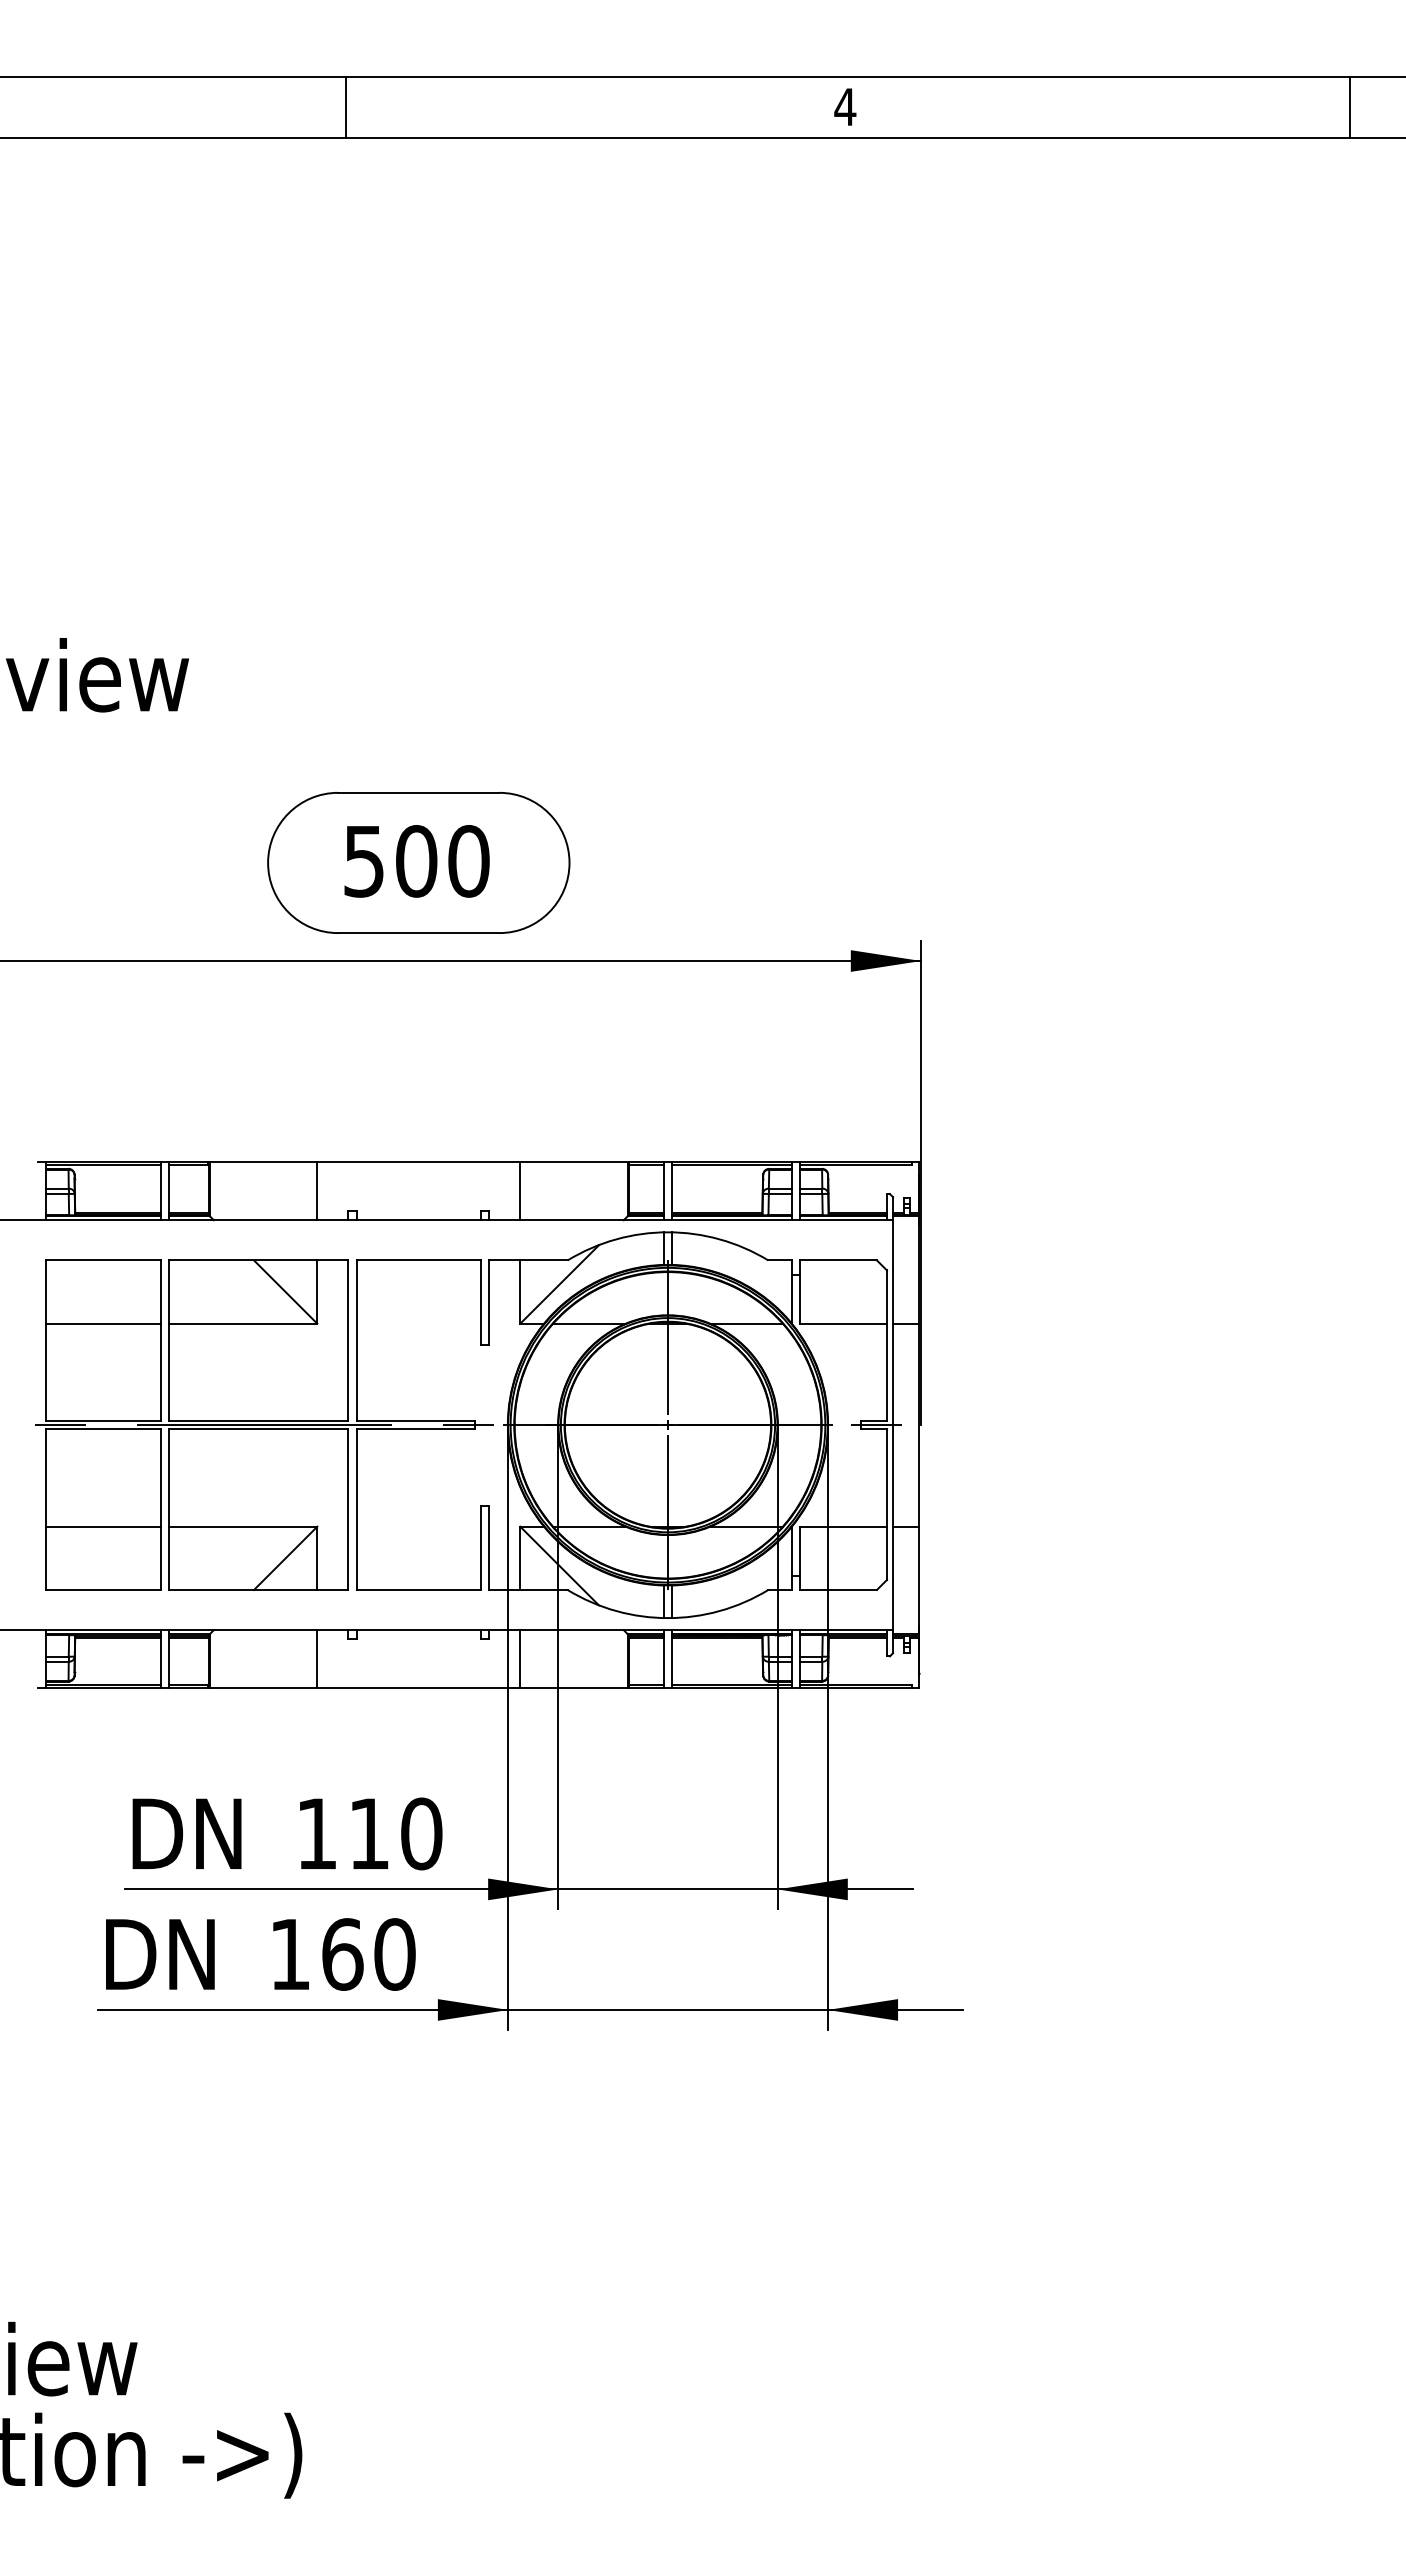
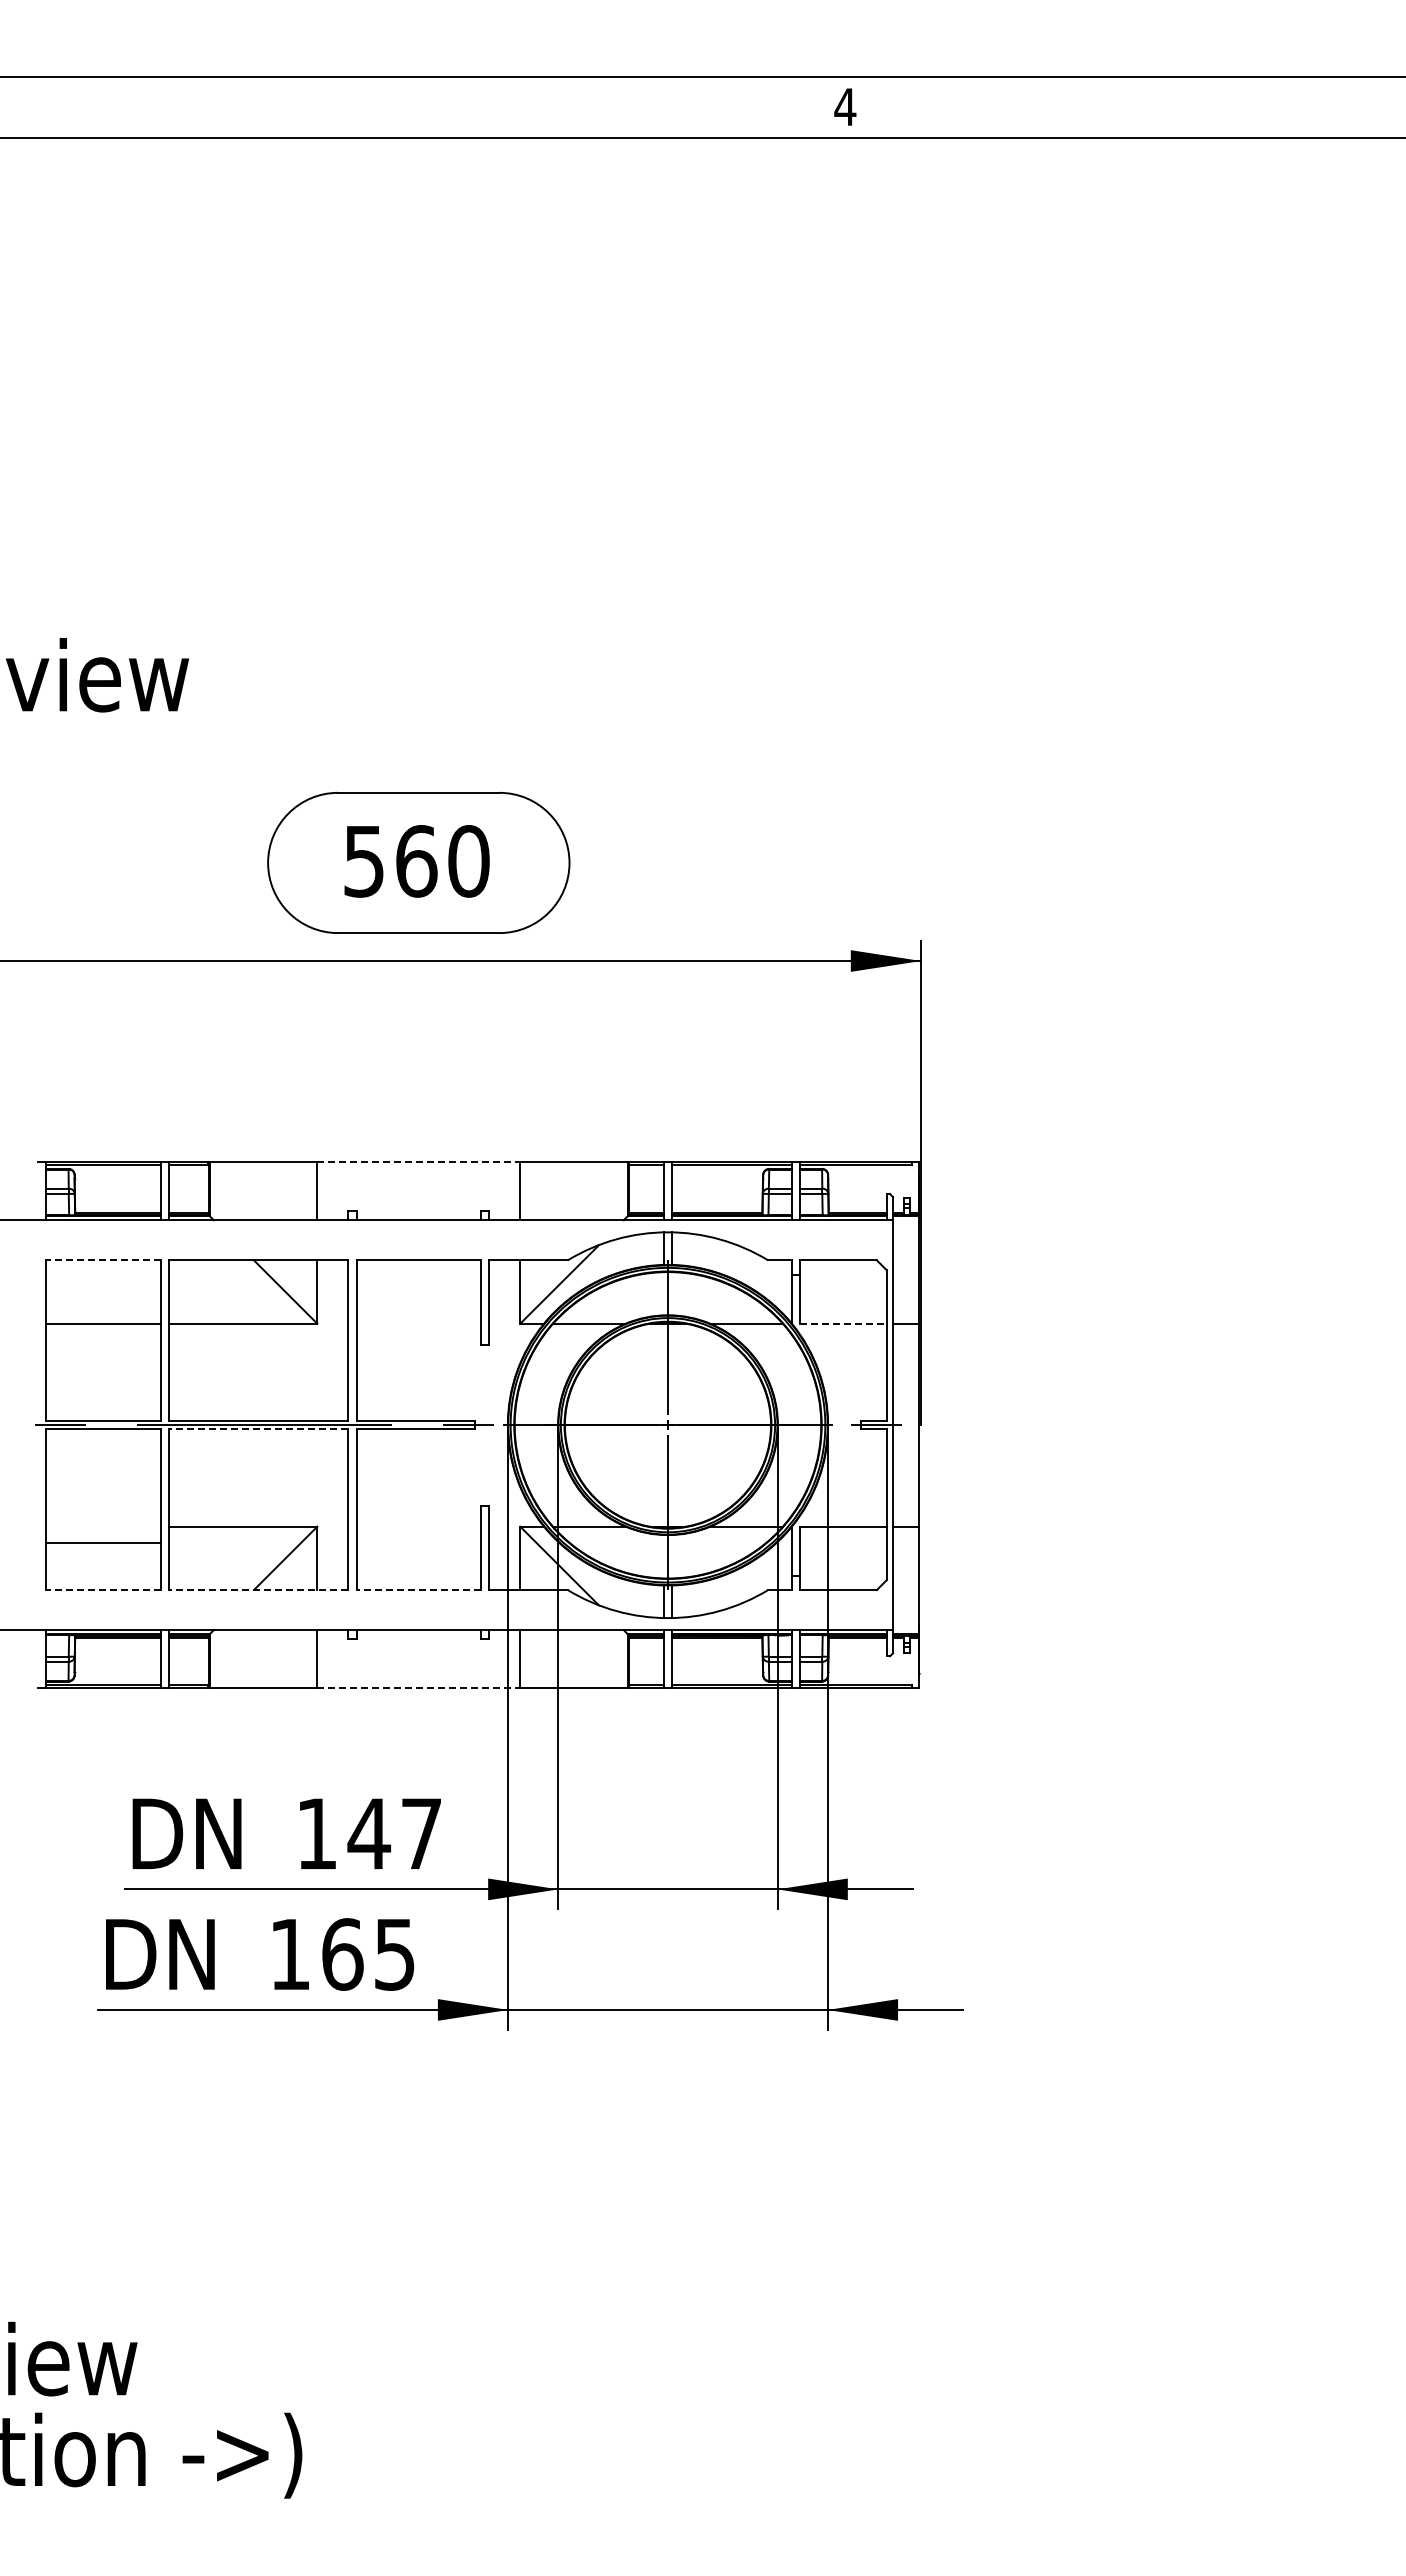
line: present -> none (345, 107)
line: present -> none (1350, 107)
text: 500 -> 560 (416, 861)
line: solid -> dashed (419, 1161)
line: solid -> dashed (102, 1260)
line: solid -> dashed (843, 1323)
line: solid -> dashed (258, 1429)
line position: (103, 1526) -> (103, 1542) (103, 1542)
line: solid -> dashed (102, 1589)
line: solid -> dashed (258, 1589)
line: solid -> dashed (418, 1589)
line: solid -> dashed (419, 1688)
text: 110 -> 147 (394, 1833)
text: 160 -> 165 (394, 1954)
